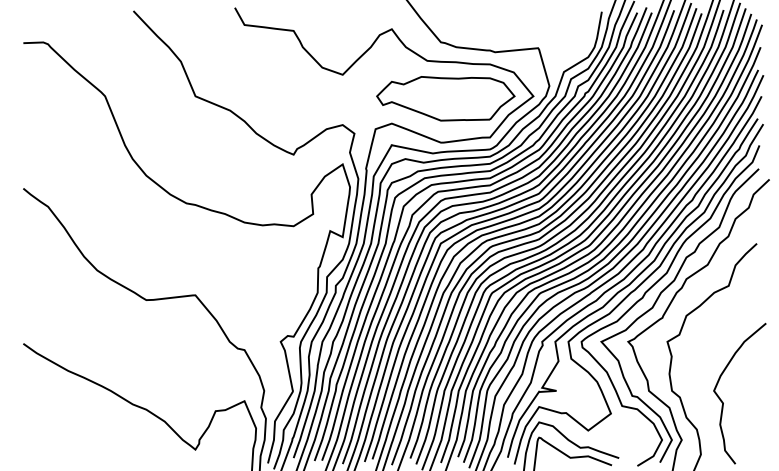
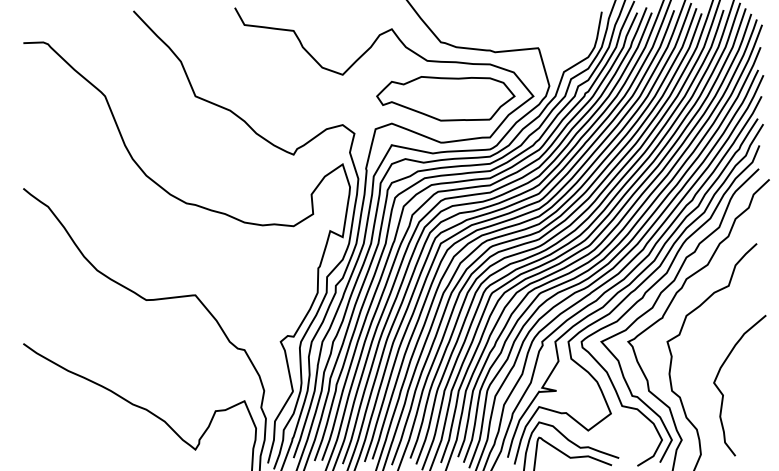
curve position: (723, 402) -> (723, 394) (723, 394)
